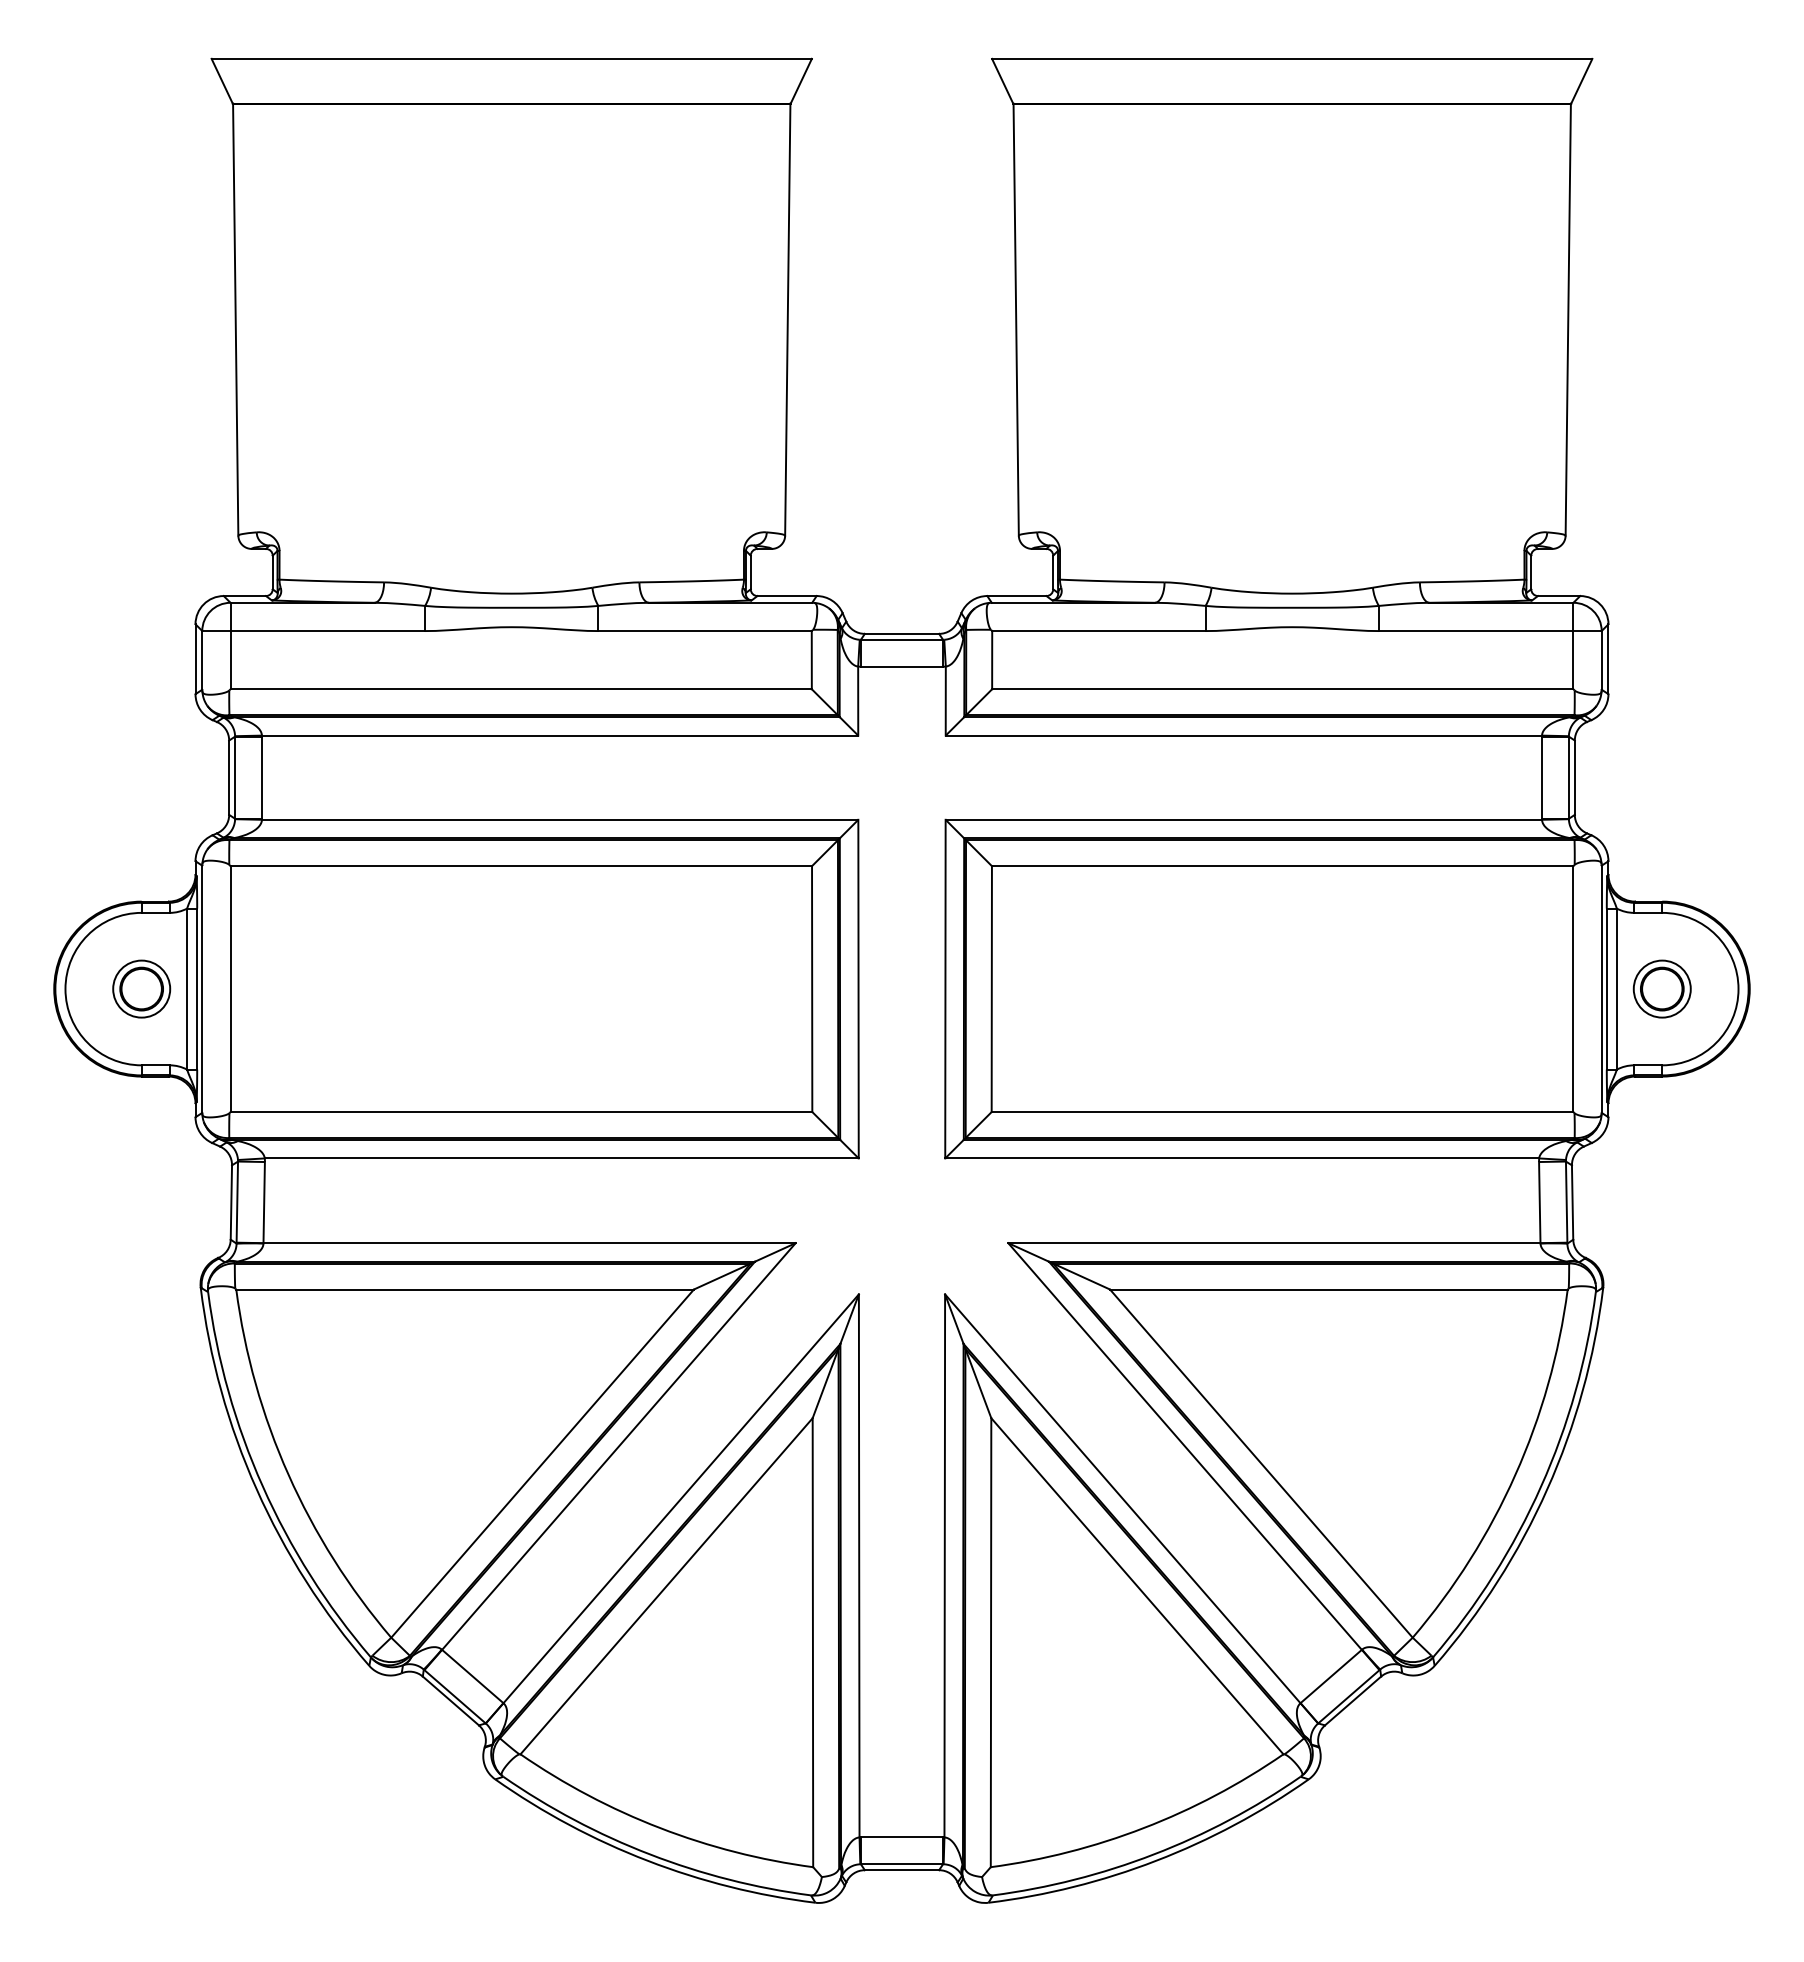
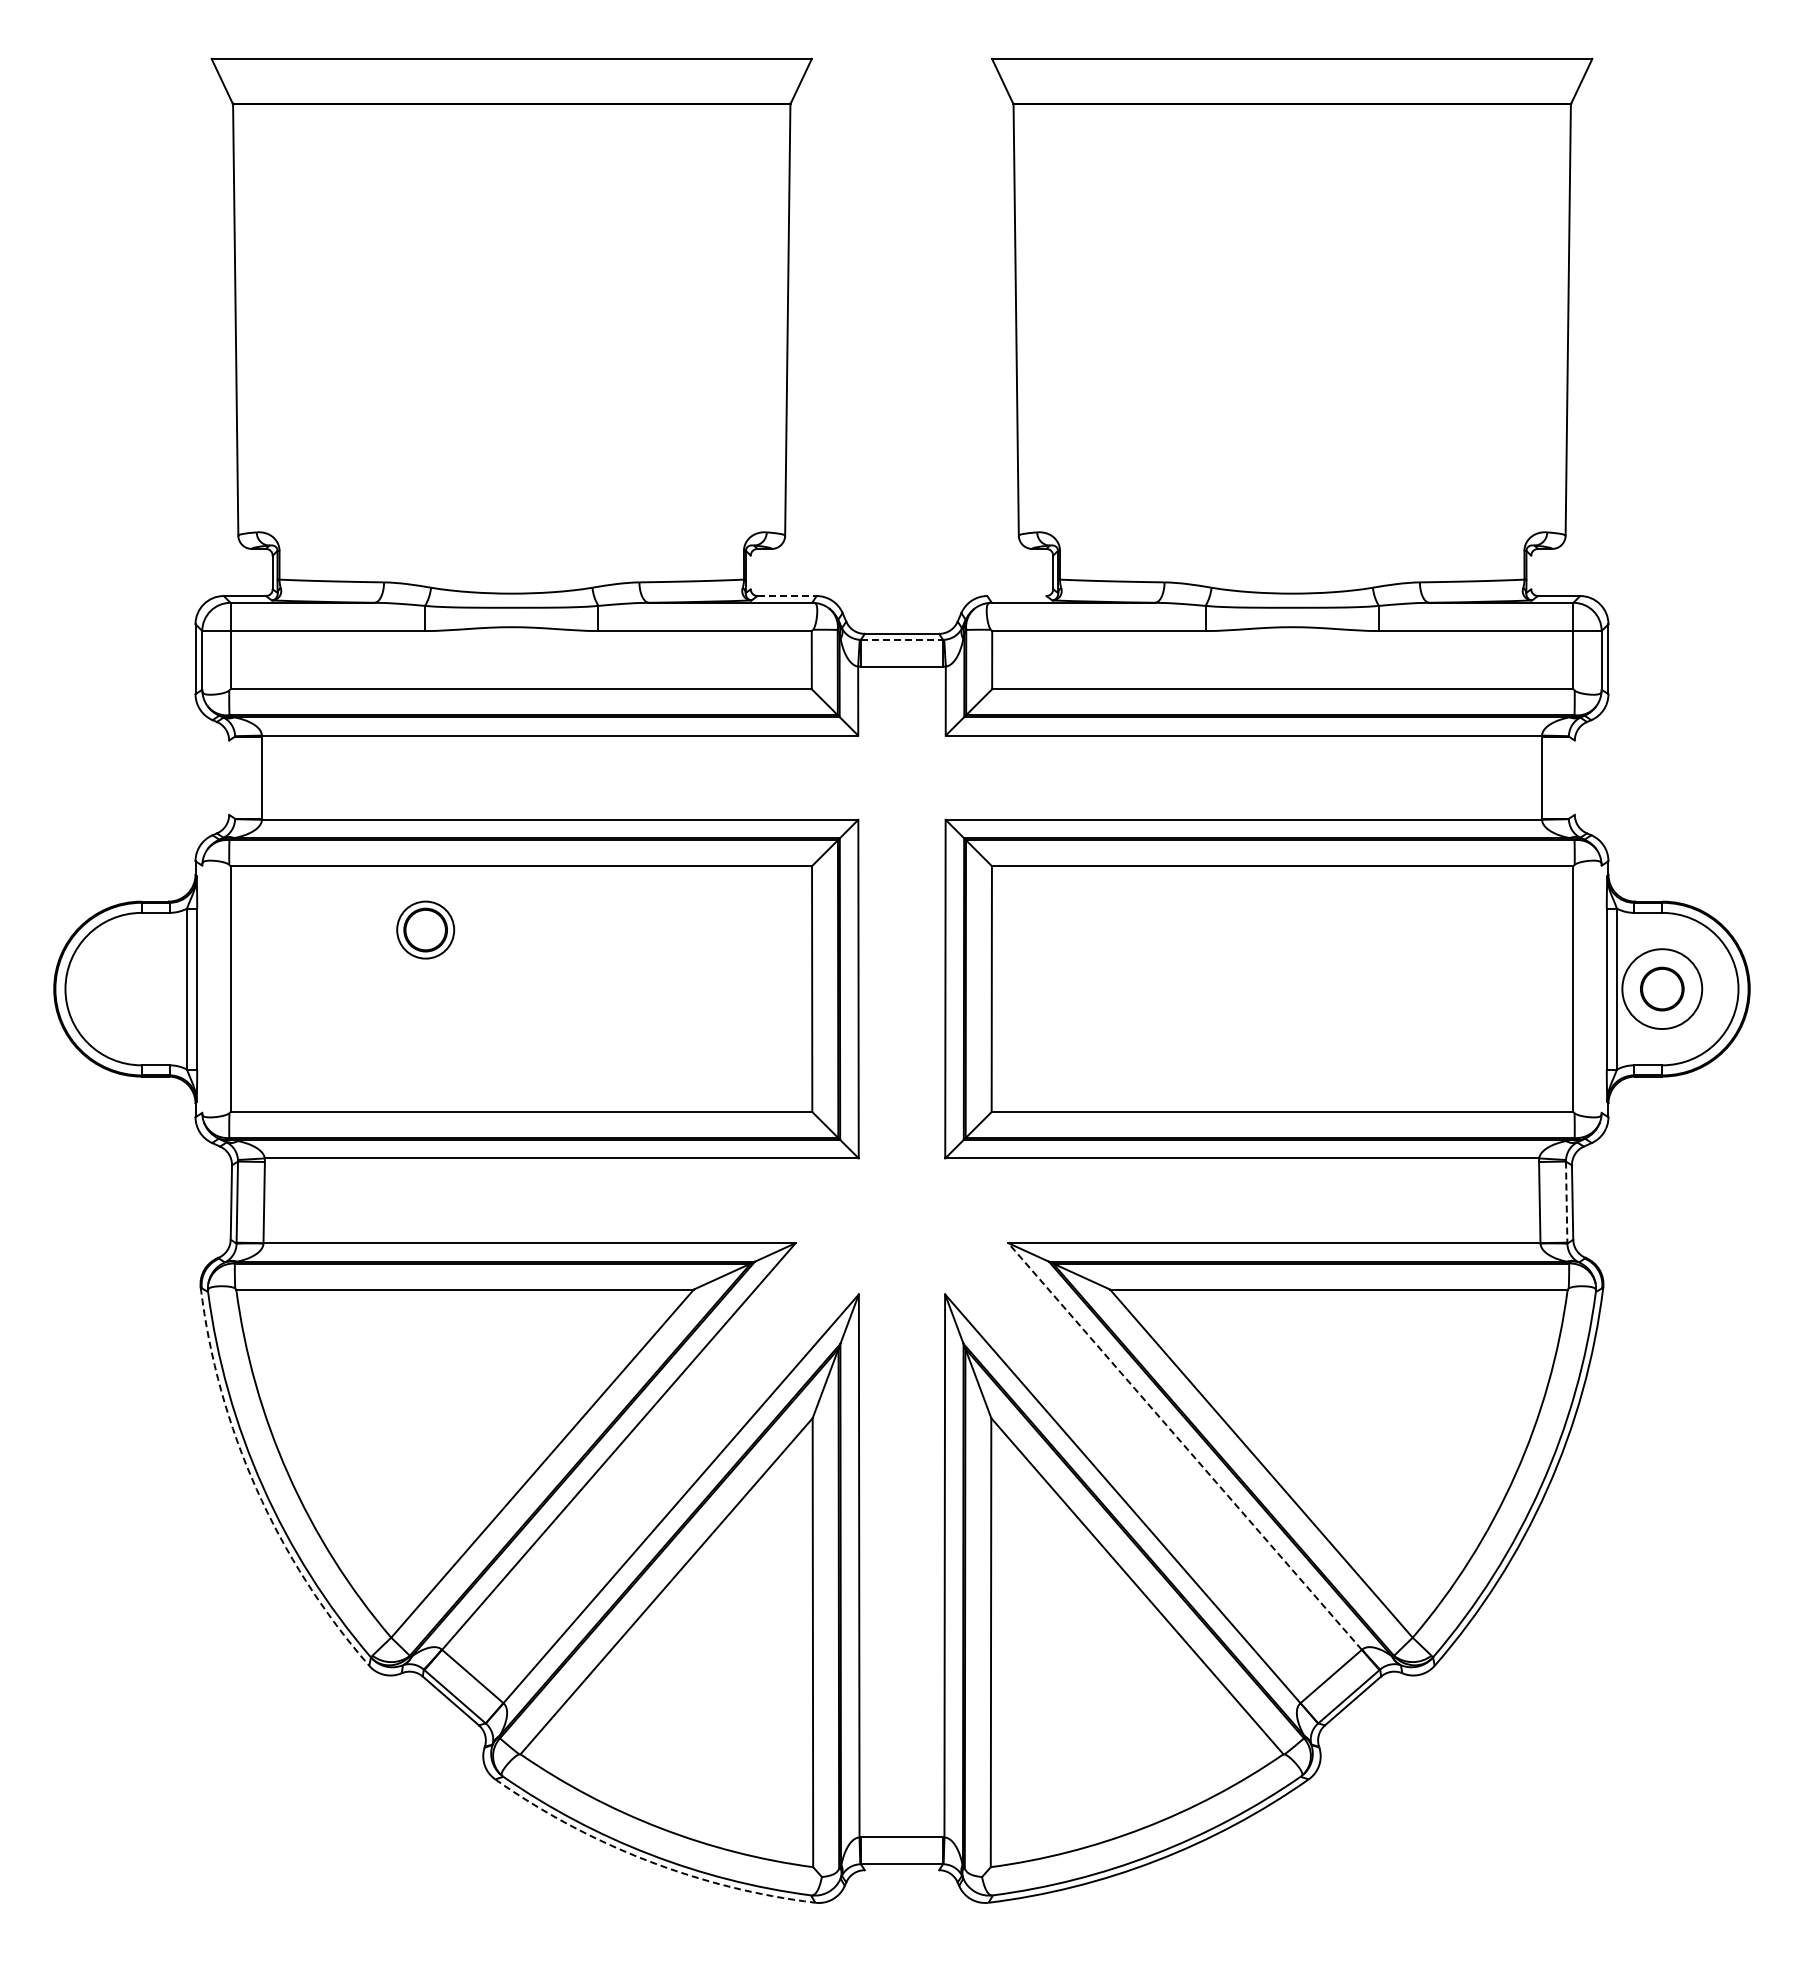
line: present -> none (750, 572)
line: present -> none (1531, 572)
line: solid -> dashed (787, 596)
line: present -> none (1016, 596)
line: solid -> dashed (902, 639)
line: present -> none (229, 777)
line: present -> none (235, 777)
line: present -> none (1568, 777)
line: present -> none (1574, 777)
part position: (141, 988) -> (425, 929) (425, 929)
line: present -> none (202, 988)
line: present -> none (1601, 988)
circle diameter: 57 px -> 80 px (1662, 989)
line: solid -> dashed (1566, 1202)
line: solid -> dashed (1184, 1446)
arc: solid -> dashed (256, 1489)
arc: solid -> dashed (647, 1860)
line: present -> none (901, 1870)
